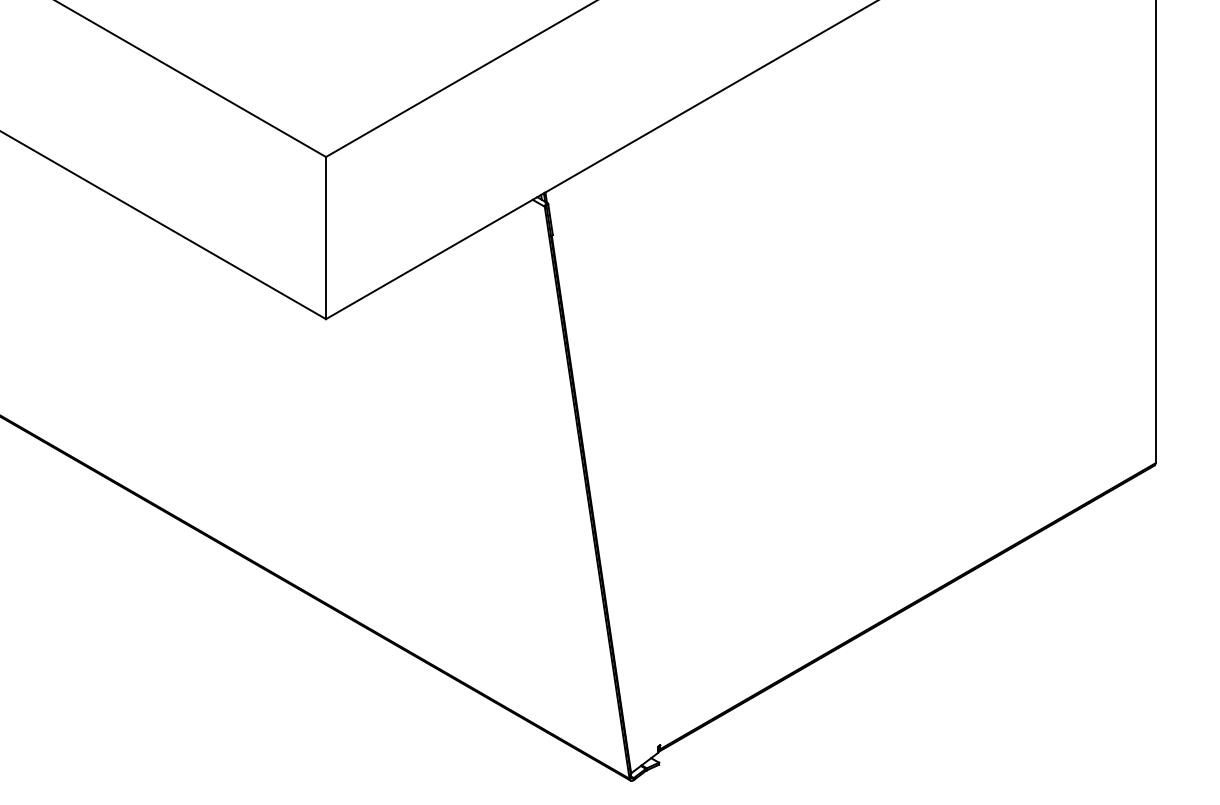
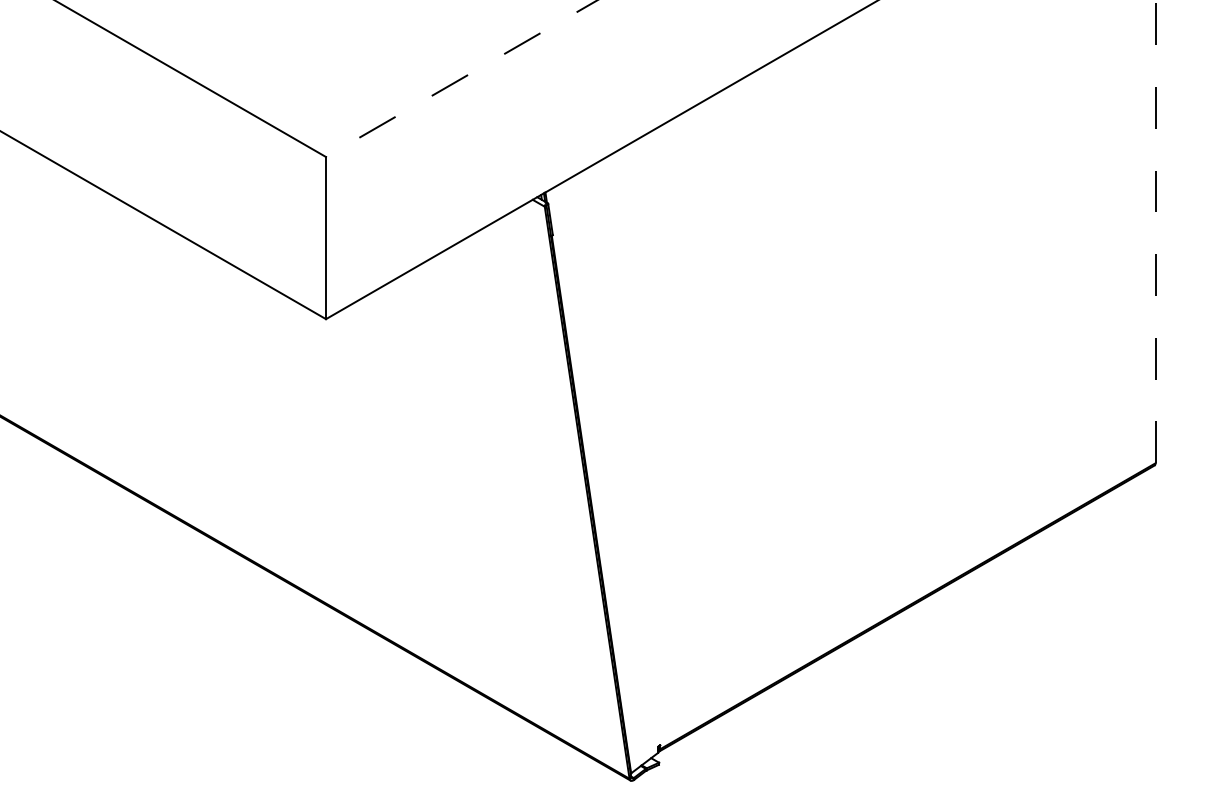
line: solid -> dashed (461, 78)
line: solid -> dashed (1155, 231)
